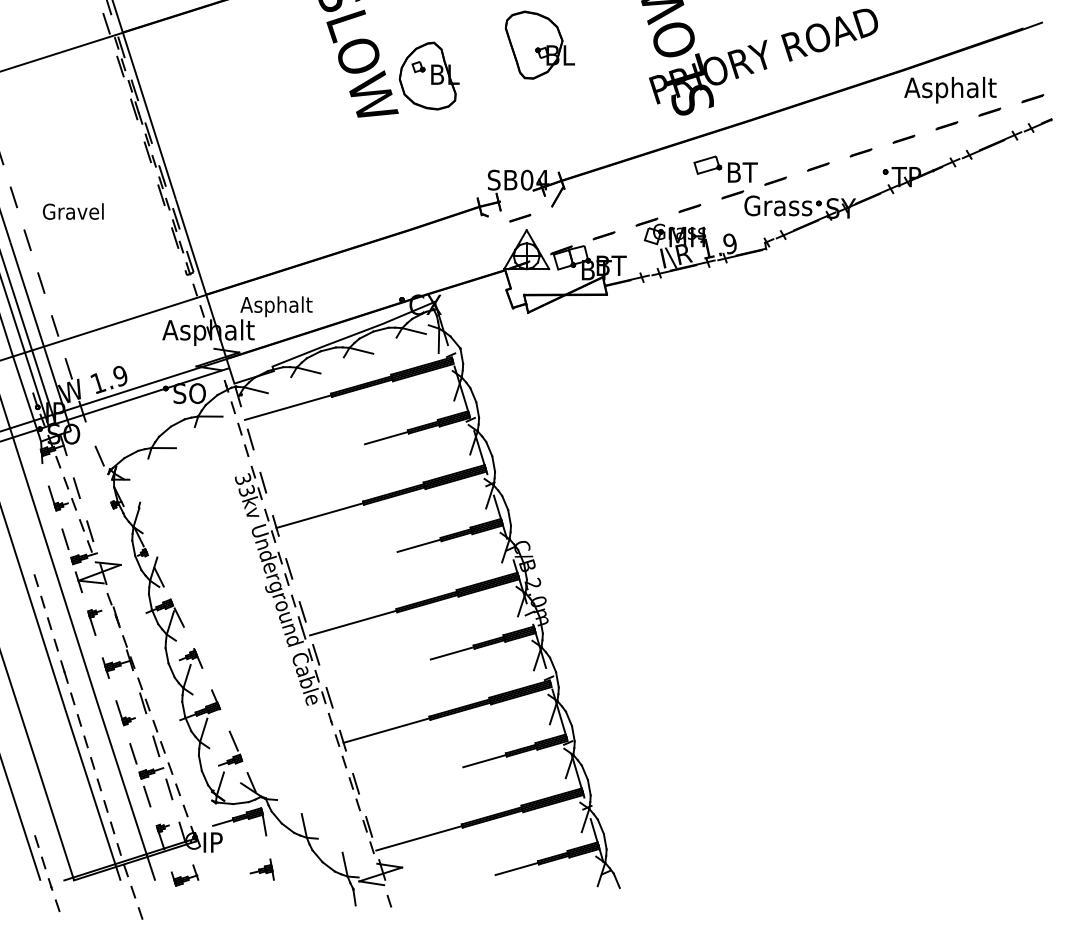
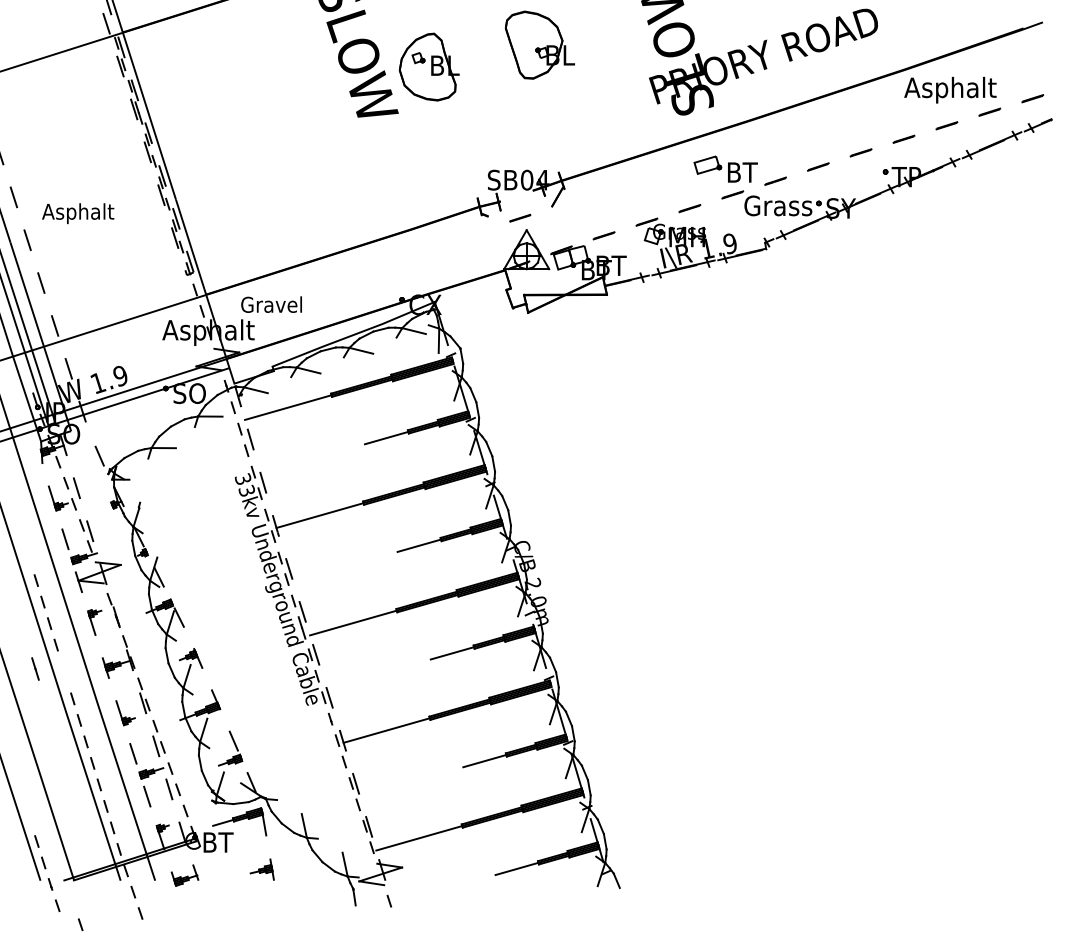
part position: (428, 75) -> (428, 66) (428, 66)
text: Gravel -> Asphalt (78, 213)
text: Asphalt -> Gravel (276, 306)
line position: (64, 671) -> (35, 668) (35, 668)
text: IP -> BT (219, 842)
line: none -> present (80, 924)
